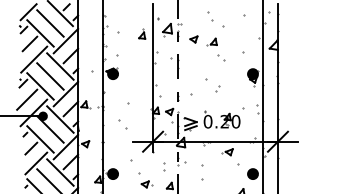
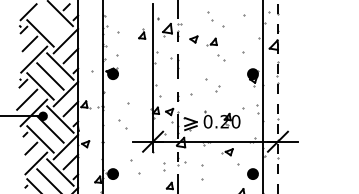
line: present -> none (50, 23)
line: solid -> dashed (277, 99)
part: present -> none (146, 184)
